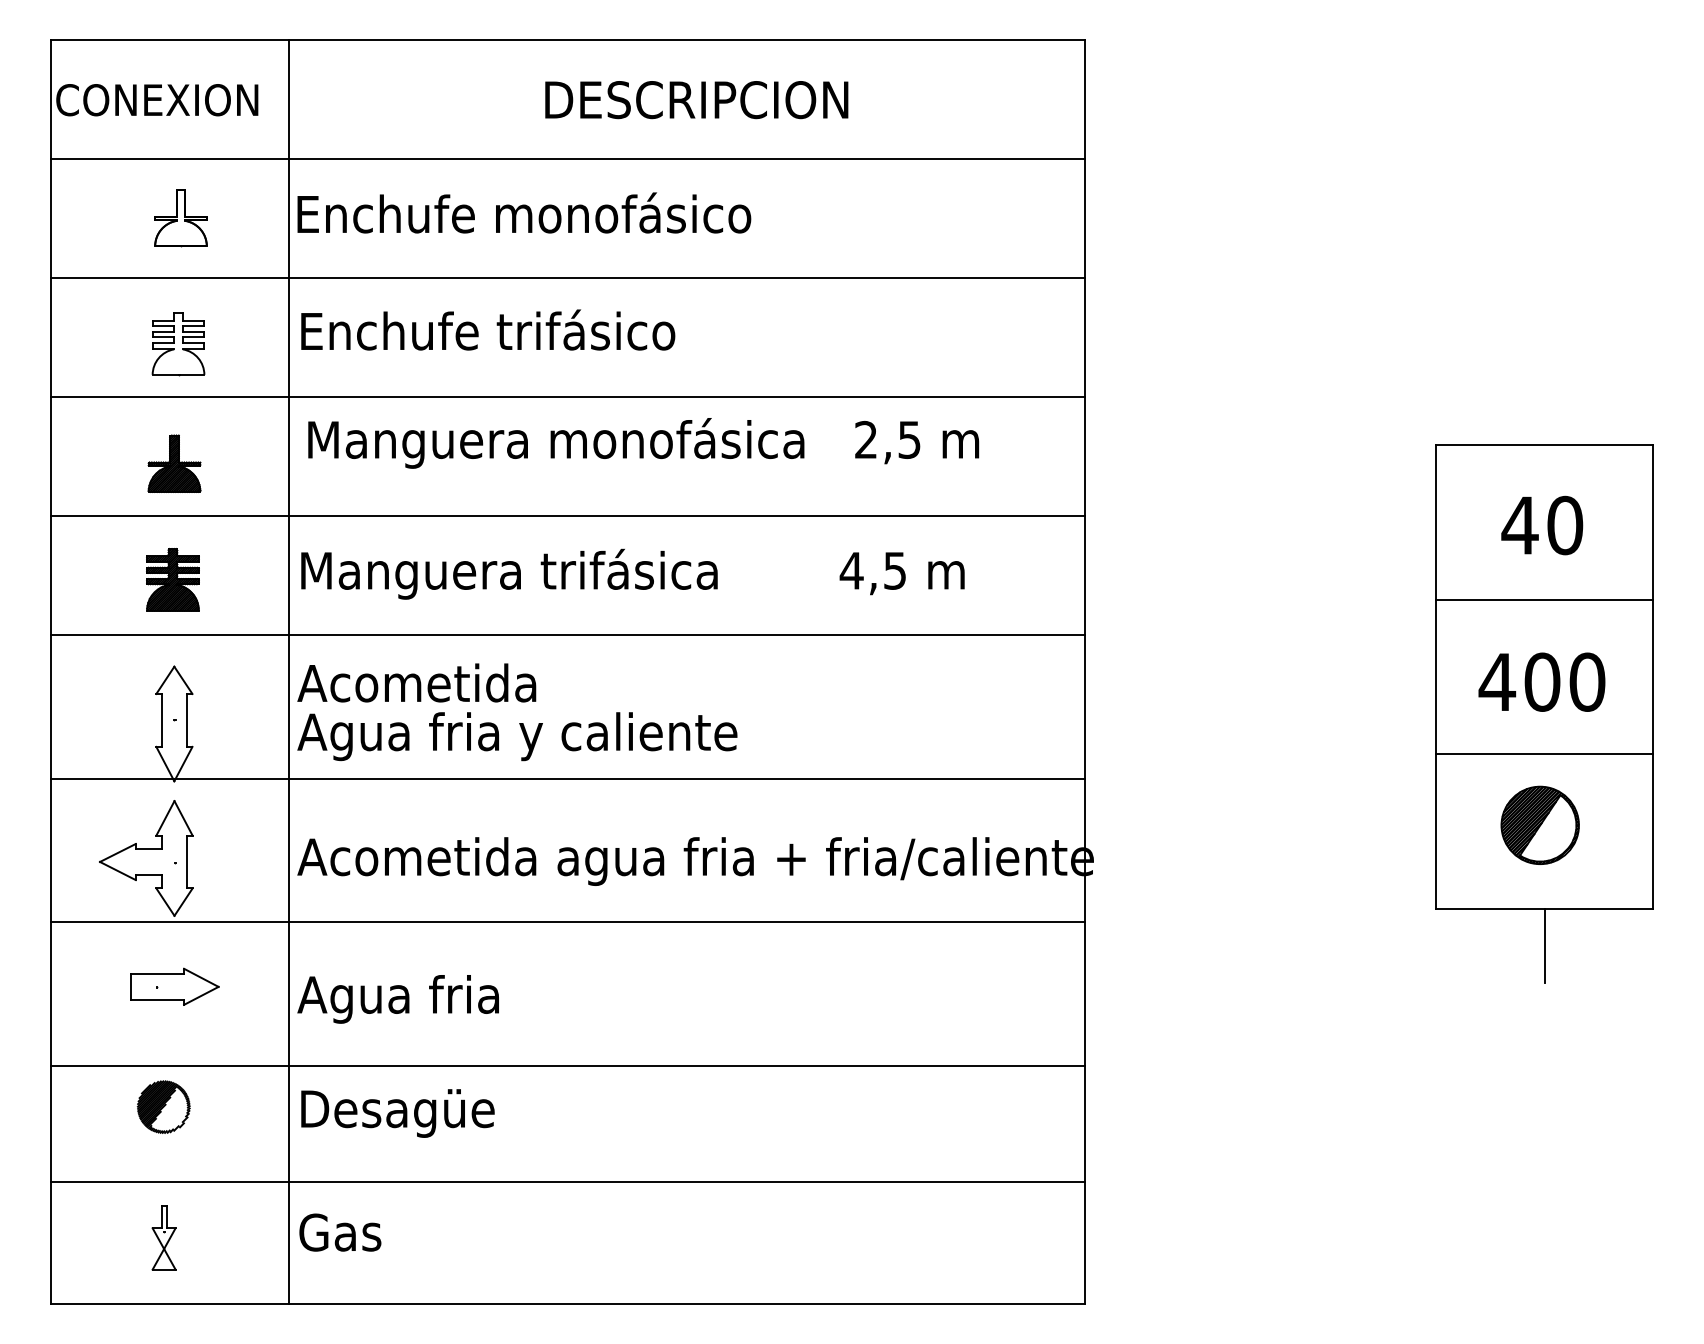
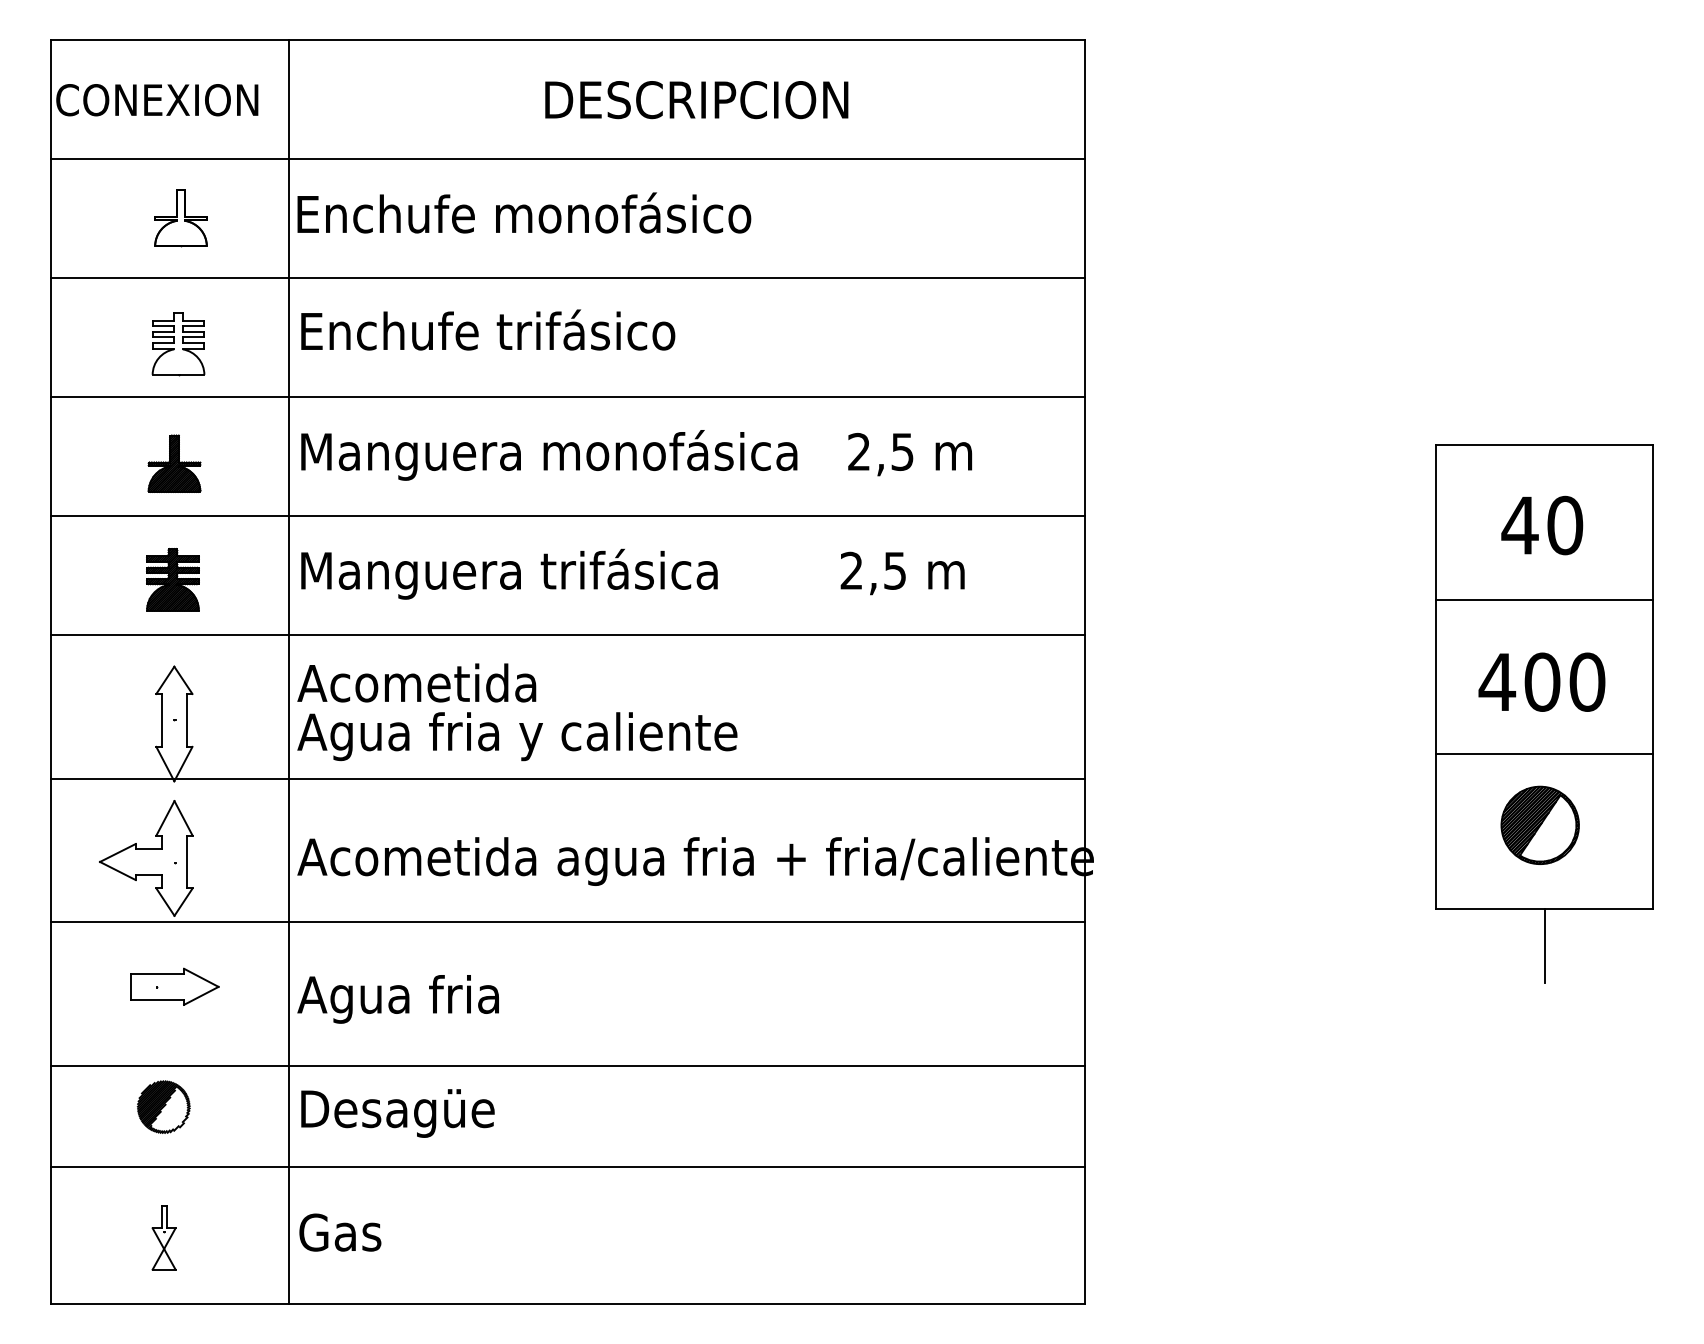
text position: (643, 443) -> (636, 455) (636, 455)
text: 4,5 -> 2,5 (851, 570)
line position: (567, 1181) -> (567, 1166) (567, 1166)
